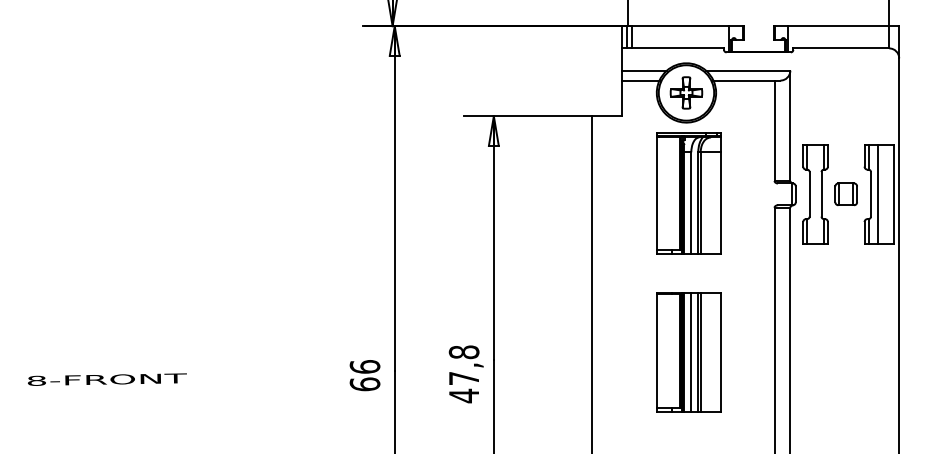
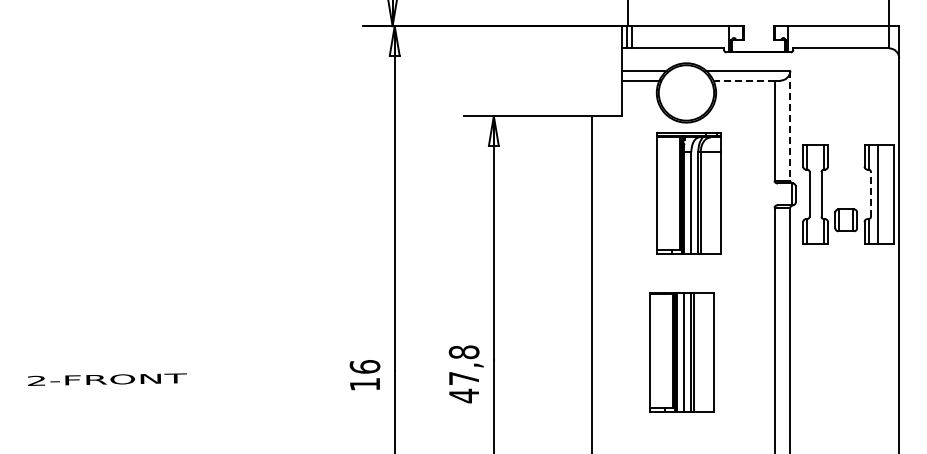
line: solid -> dashed (743, 80)
part: present -> none (686, 92)
line: solid -> dashed (790, 126)
line: solid -> dashed (870, 193)
part position: (845, 194) -> (845, 220) (845, 220)
part position: (688, 352) -> (681, 352) (681, 352)
text: 8-FRONT -> 2-FRONT (36, 380)
text: 66 -> 16 (364, 384)
